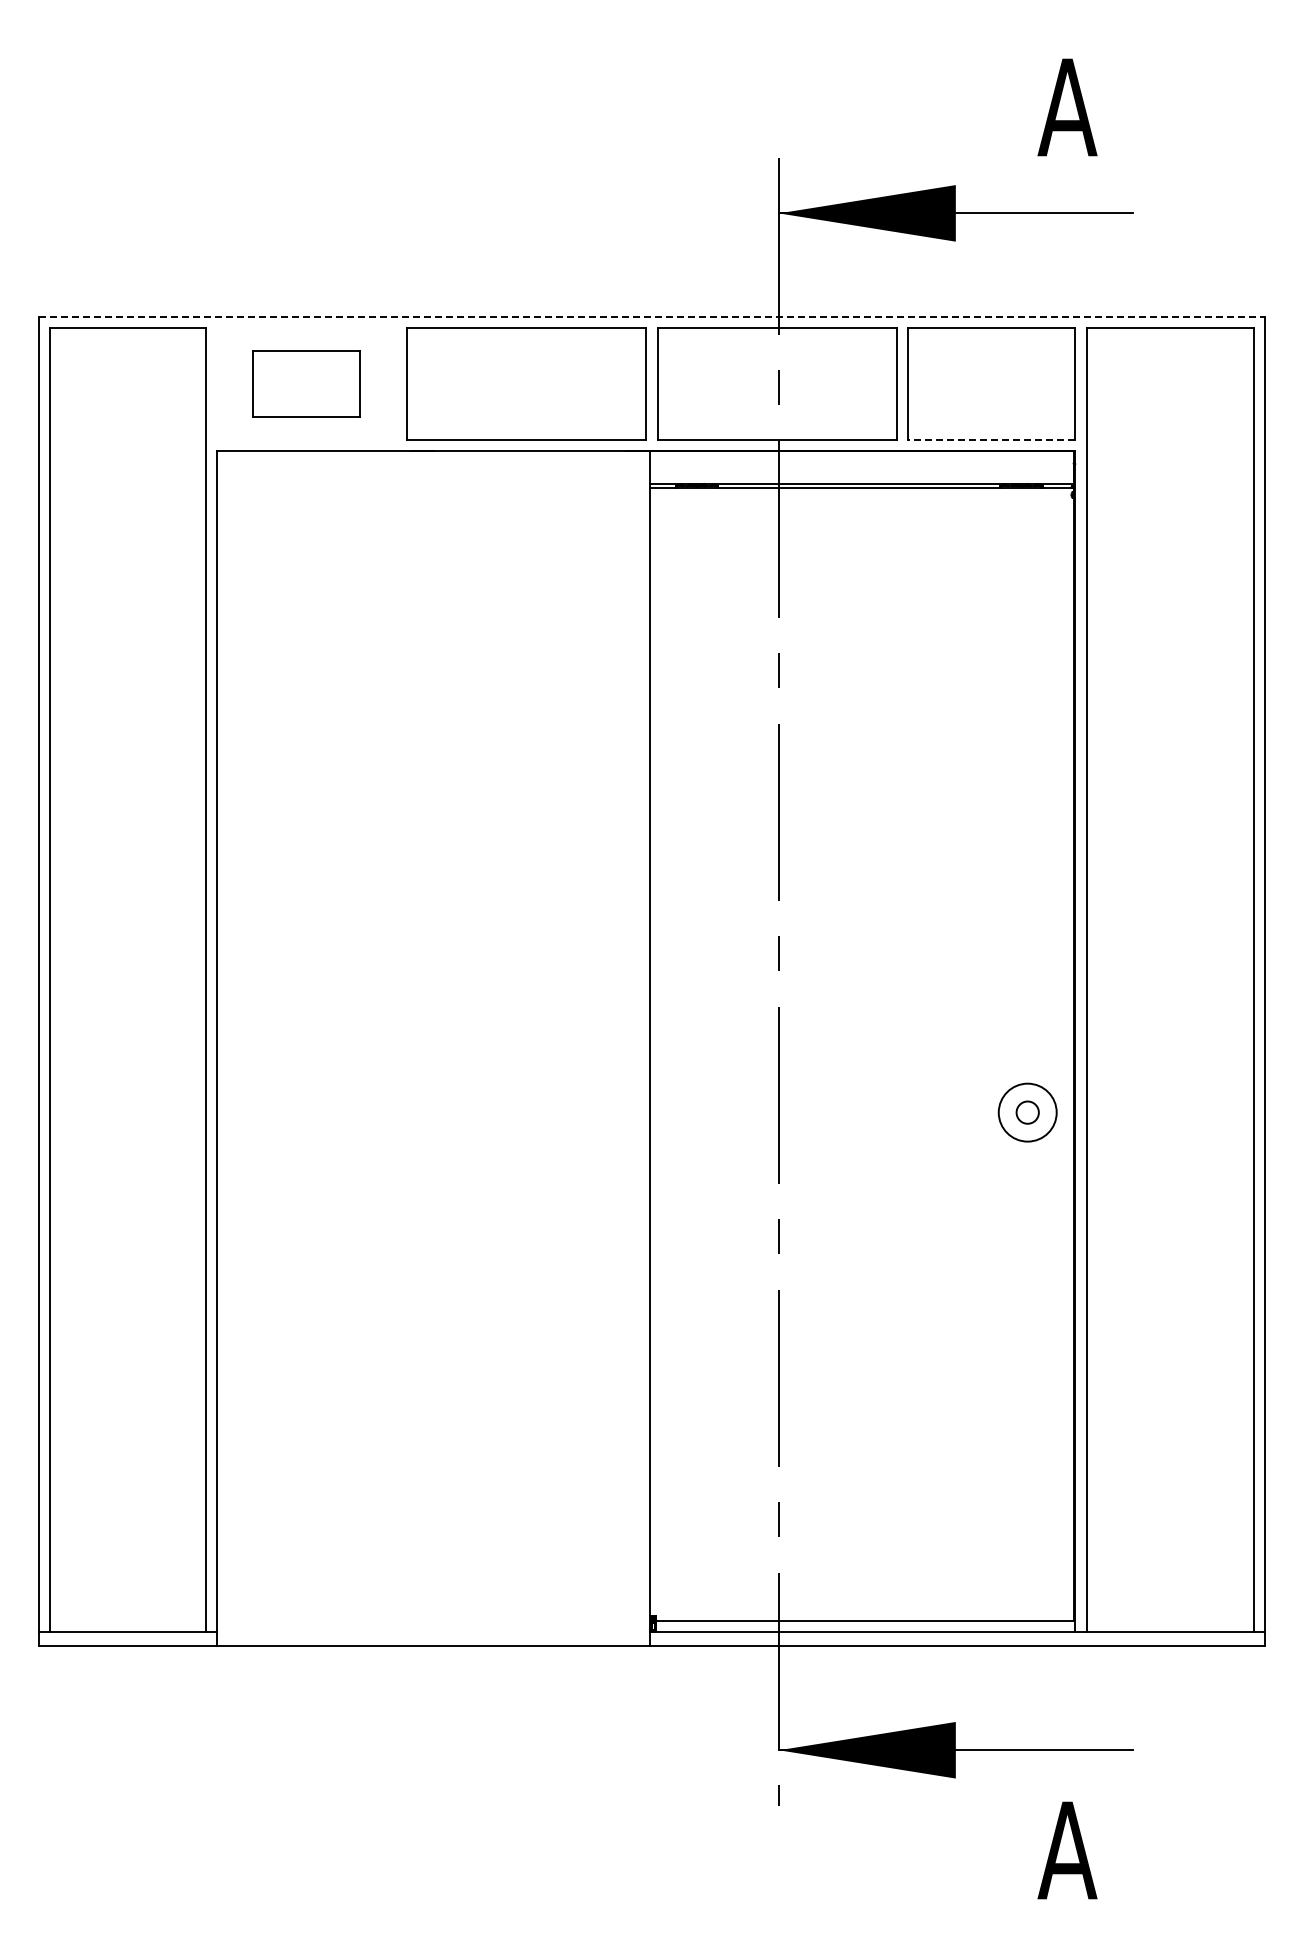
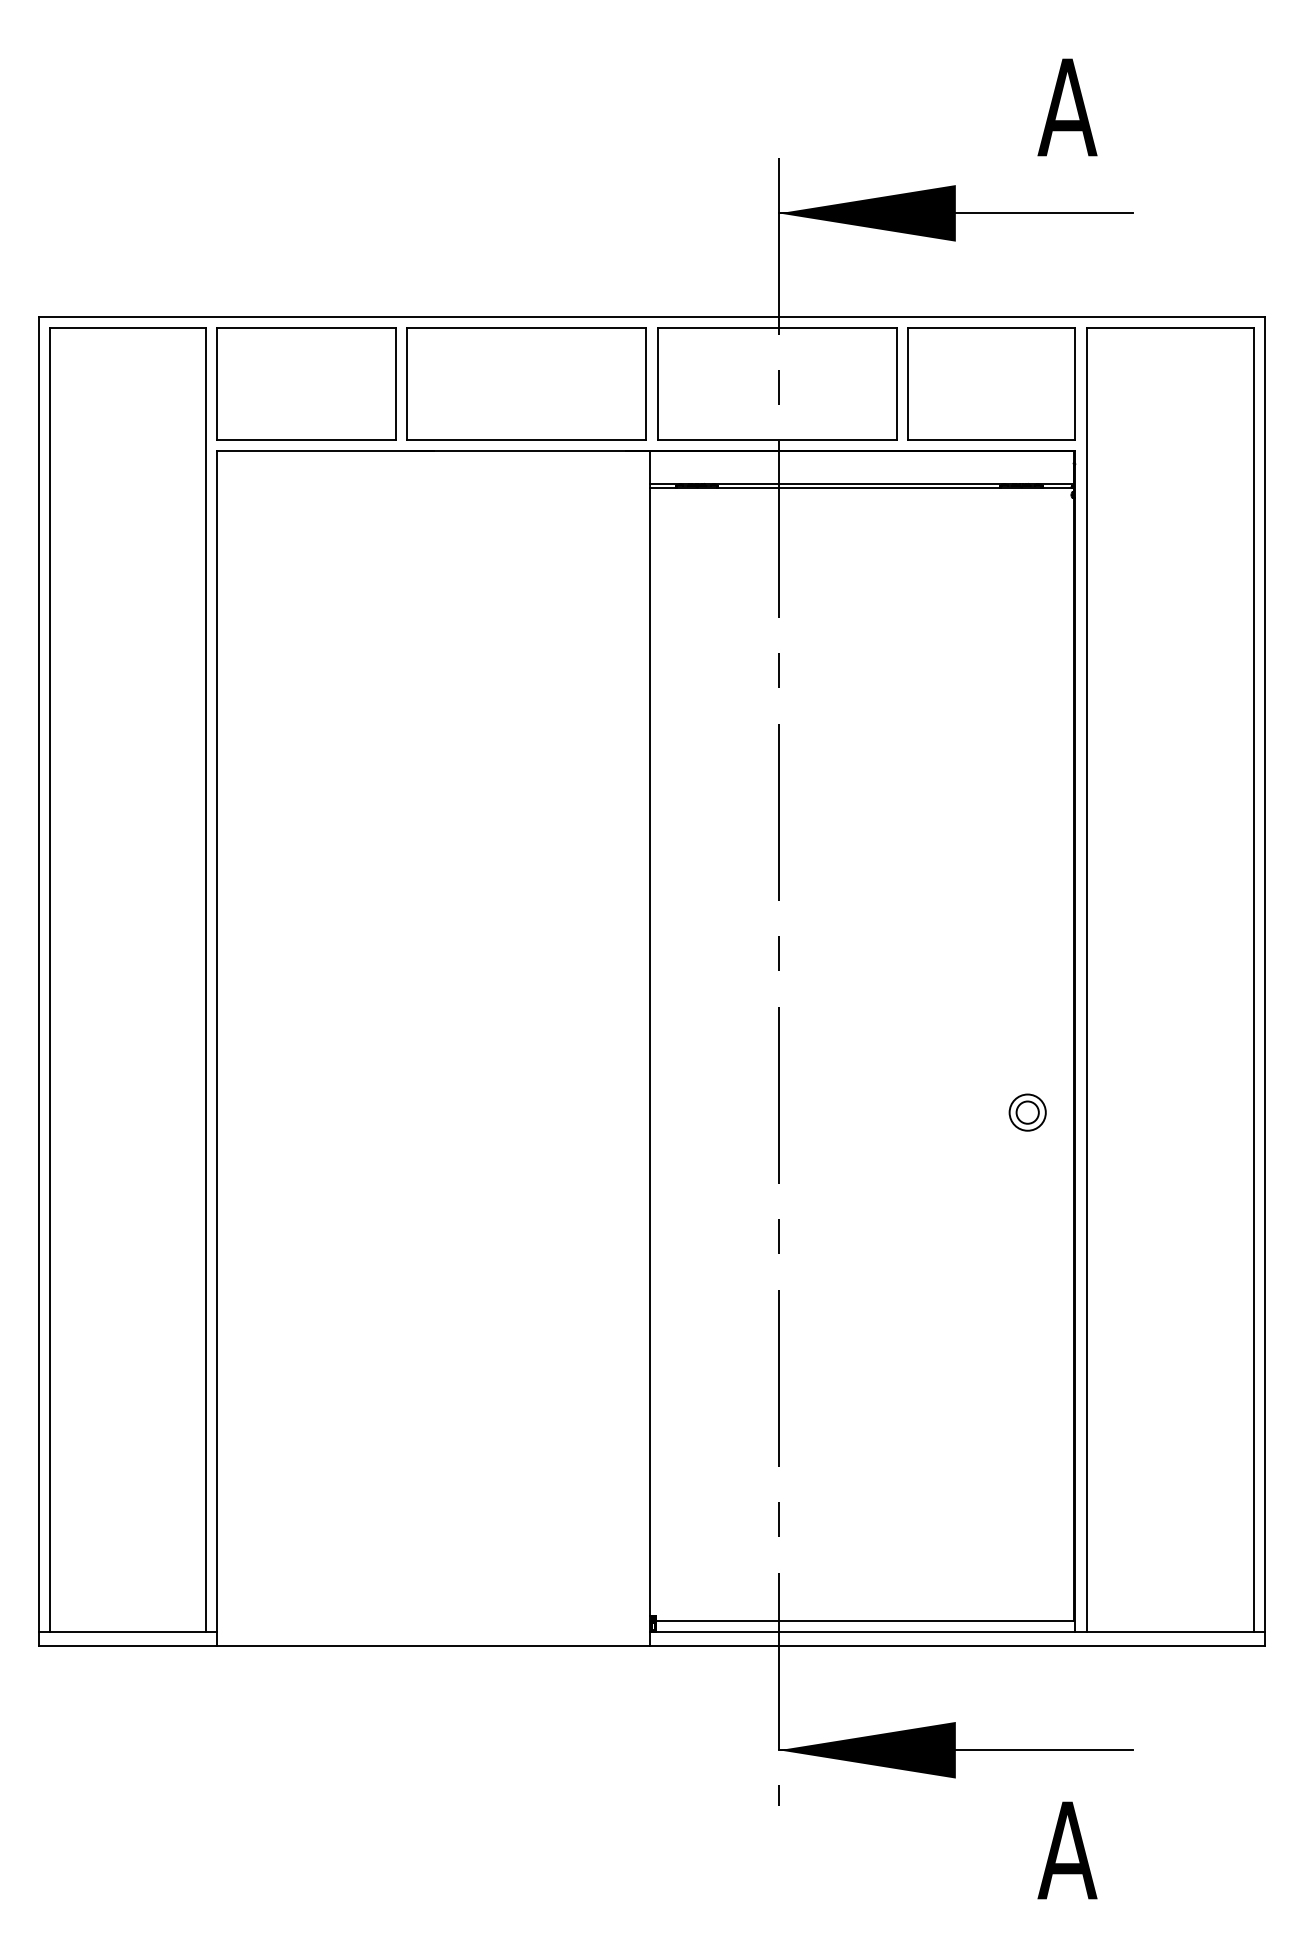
line: dashed -> solid (651, 317)
part size: 109x68 px -> 181x114 px (306, 383)
line: dashed -> solid (991, 439)
circle diameter: 58 px -> 36 px (1027, 1112)
